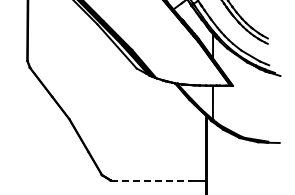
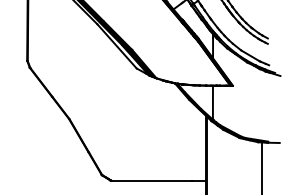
line: none -> present (262, 166)
line: dashed -> solid (152, 180)
